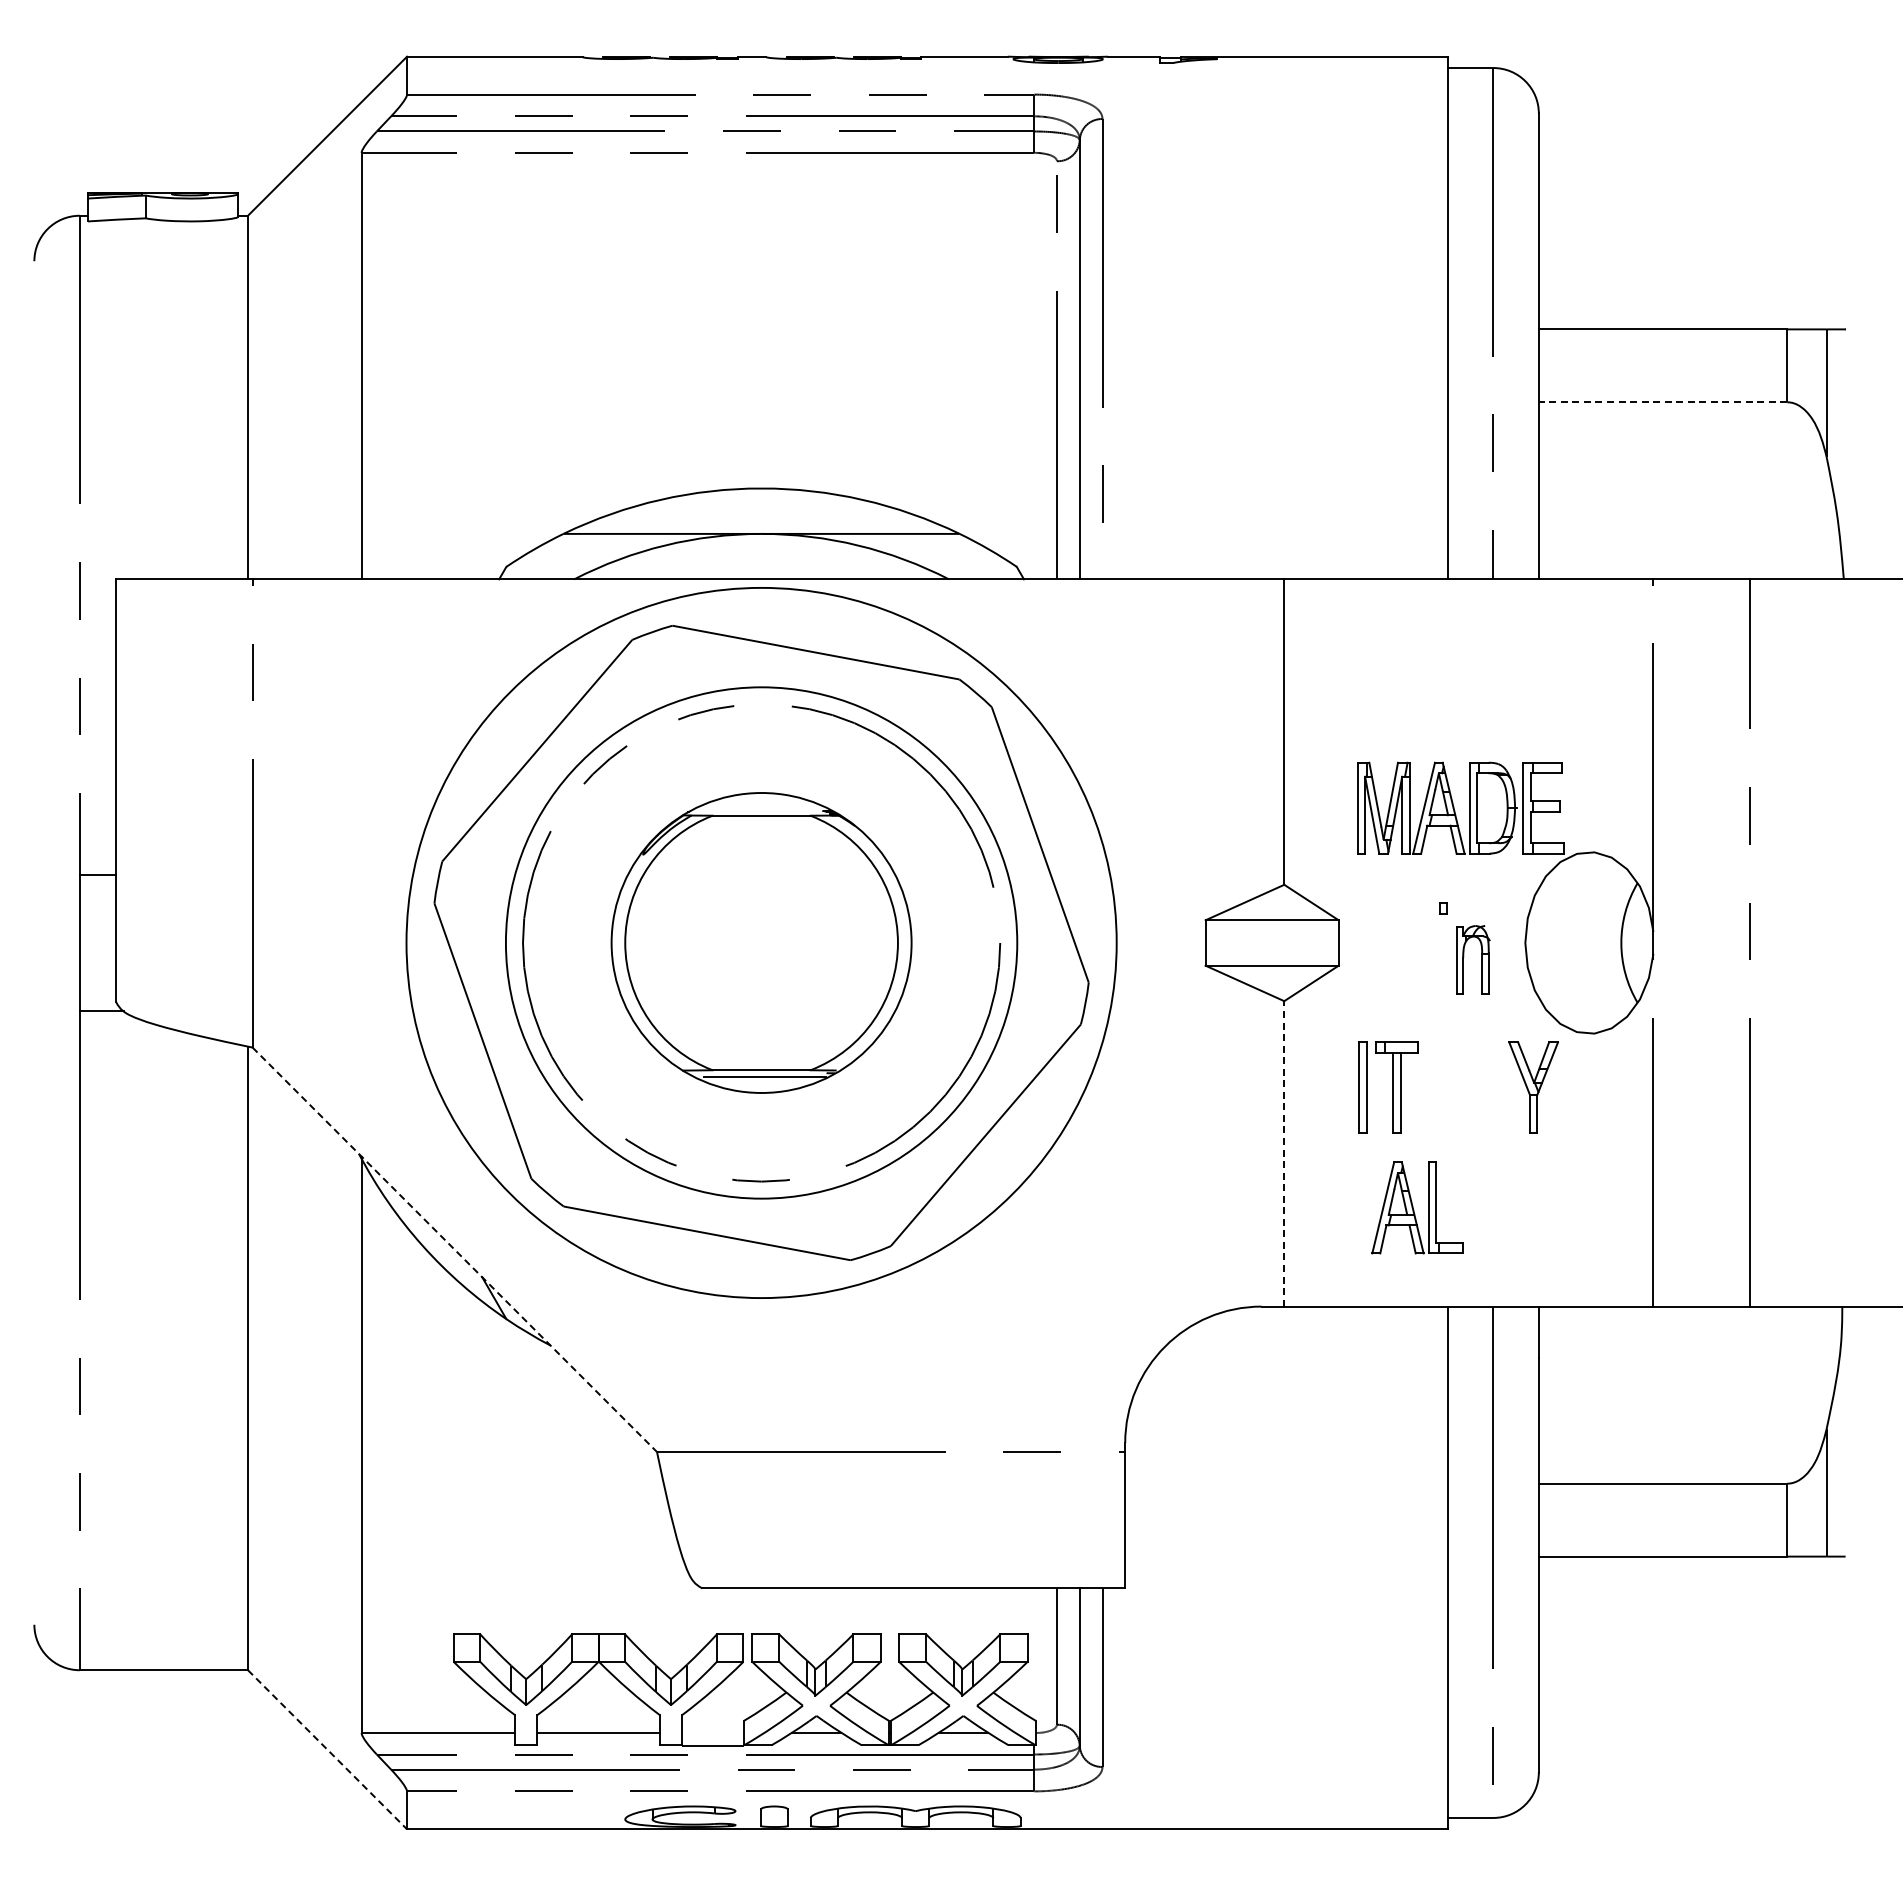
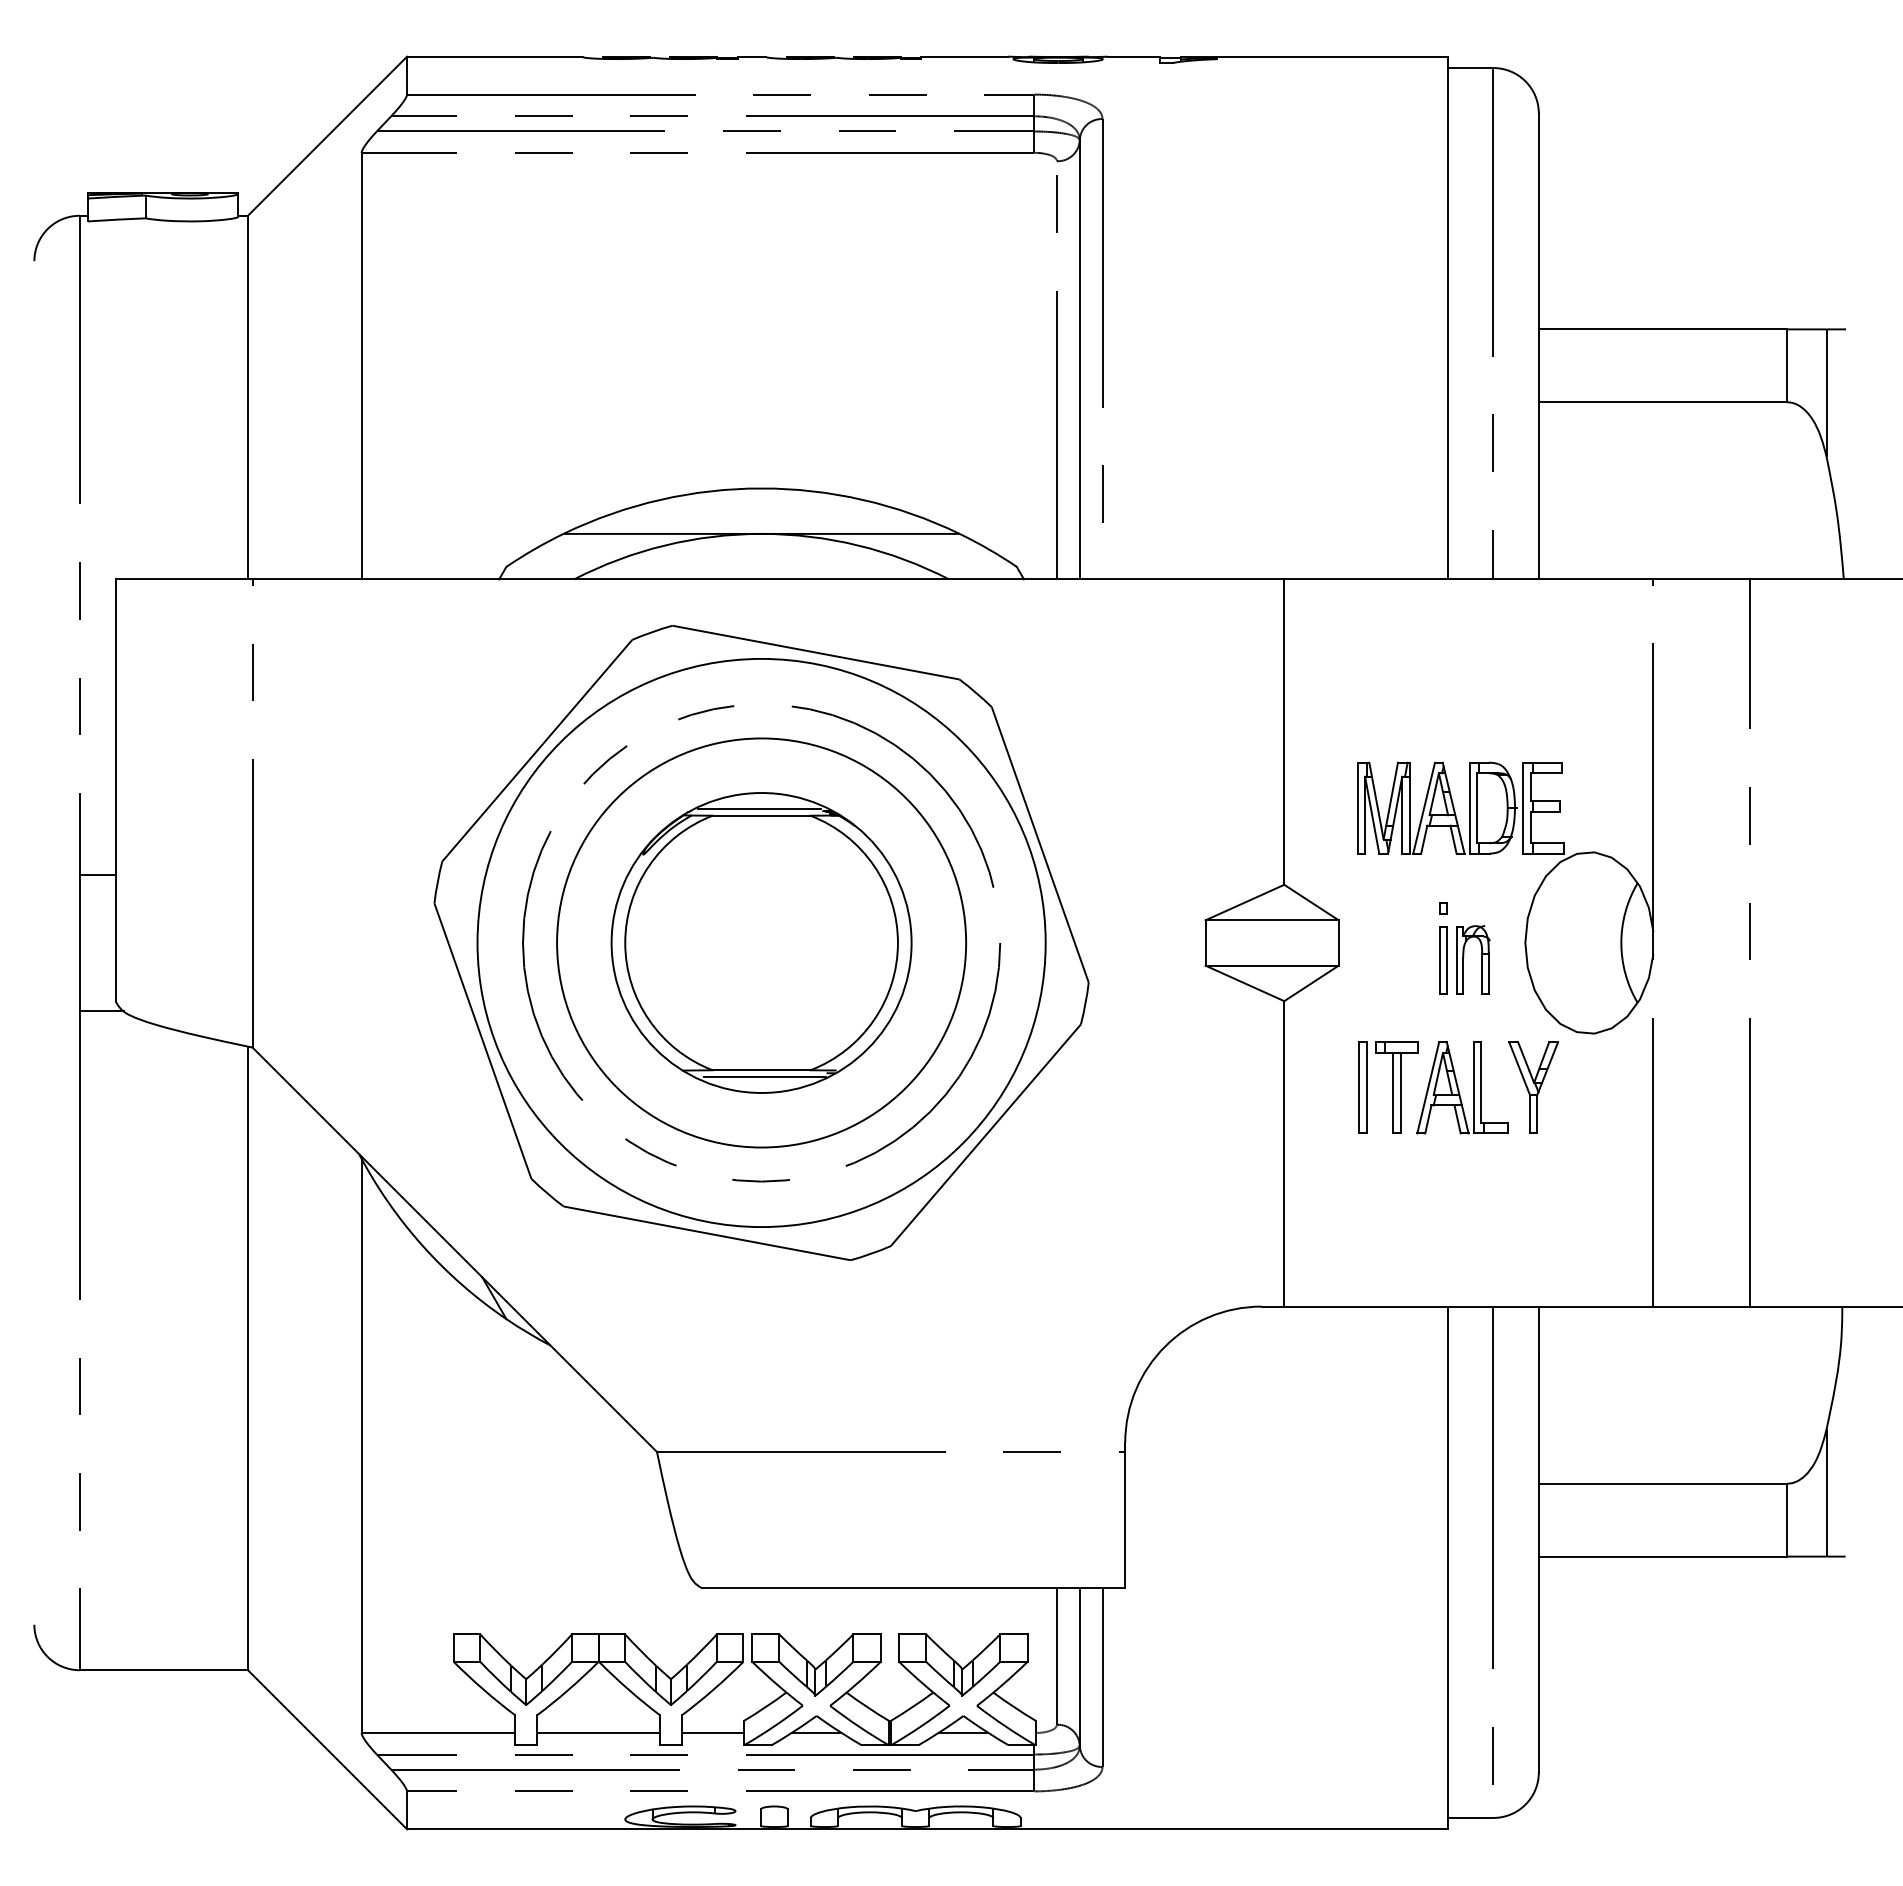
line: dashed -> solid (1662, 402)
line: none -> present (759, 808)
circle diameter: 511 px -> 409 px (761, 942)
circle diameter: 710 px -> 568 px (761, 942)
part: none -> present (1443, 960)
line: dashed -> solid (1284, 1153)
part position: (1417, 1207) -> (1462, 1087) (1462, 1087)
line: dashed -> solid (454, 1249)
line position: (713, 1746) -> (713, 1733) (713, 1733)
line: dashed -> solid (327, 1750)
